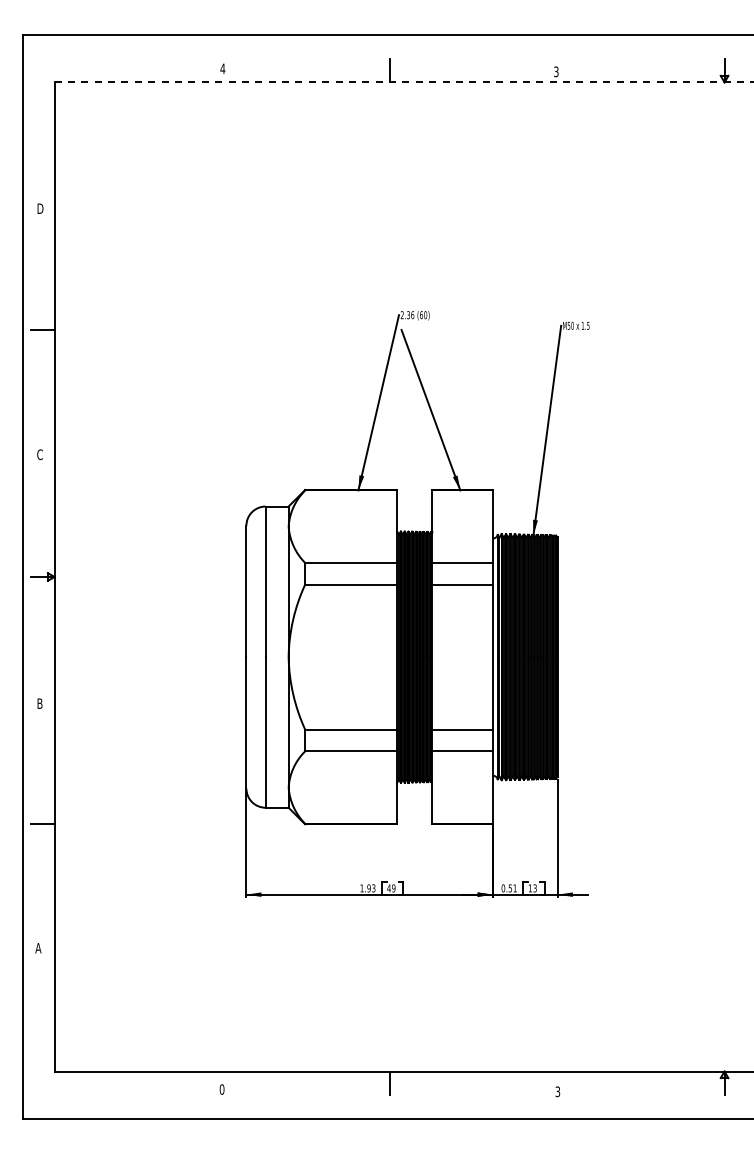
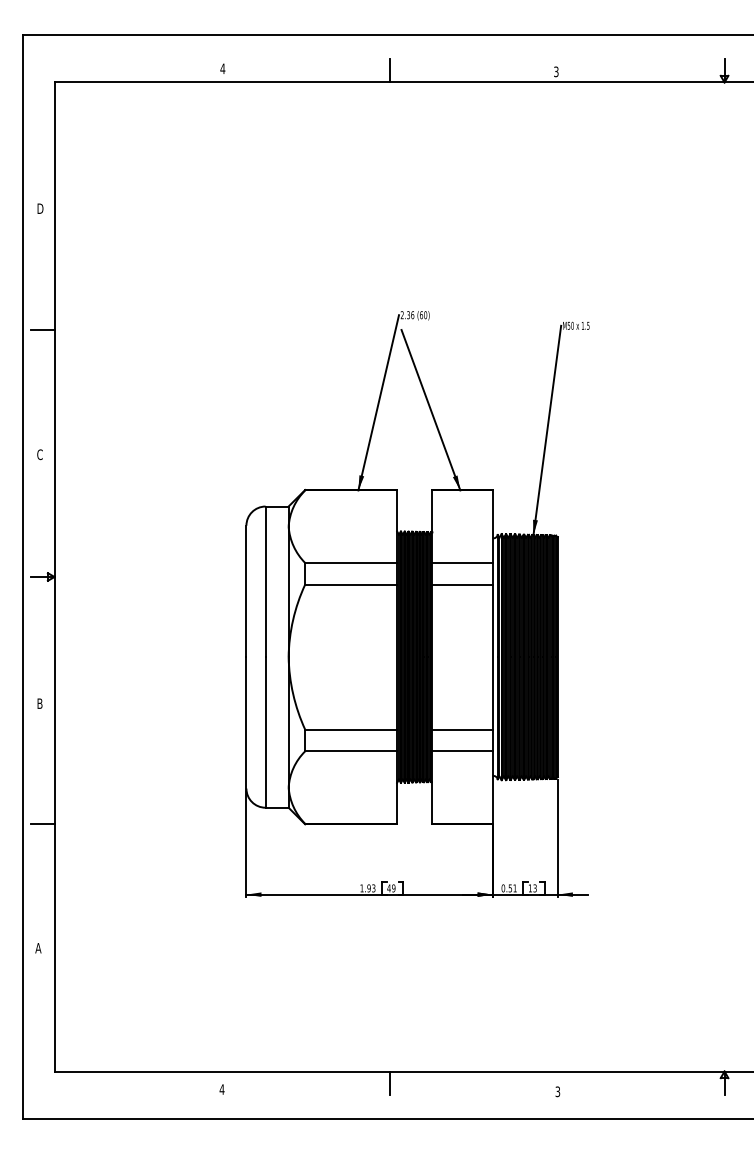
line: dashed -> solid (404, 82)
text: 0 -> 4 (221, 1089)
